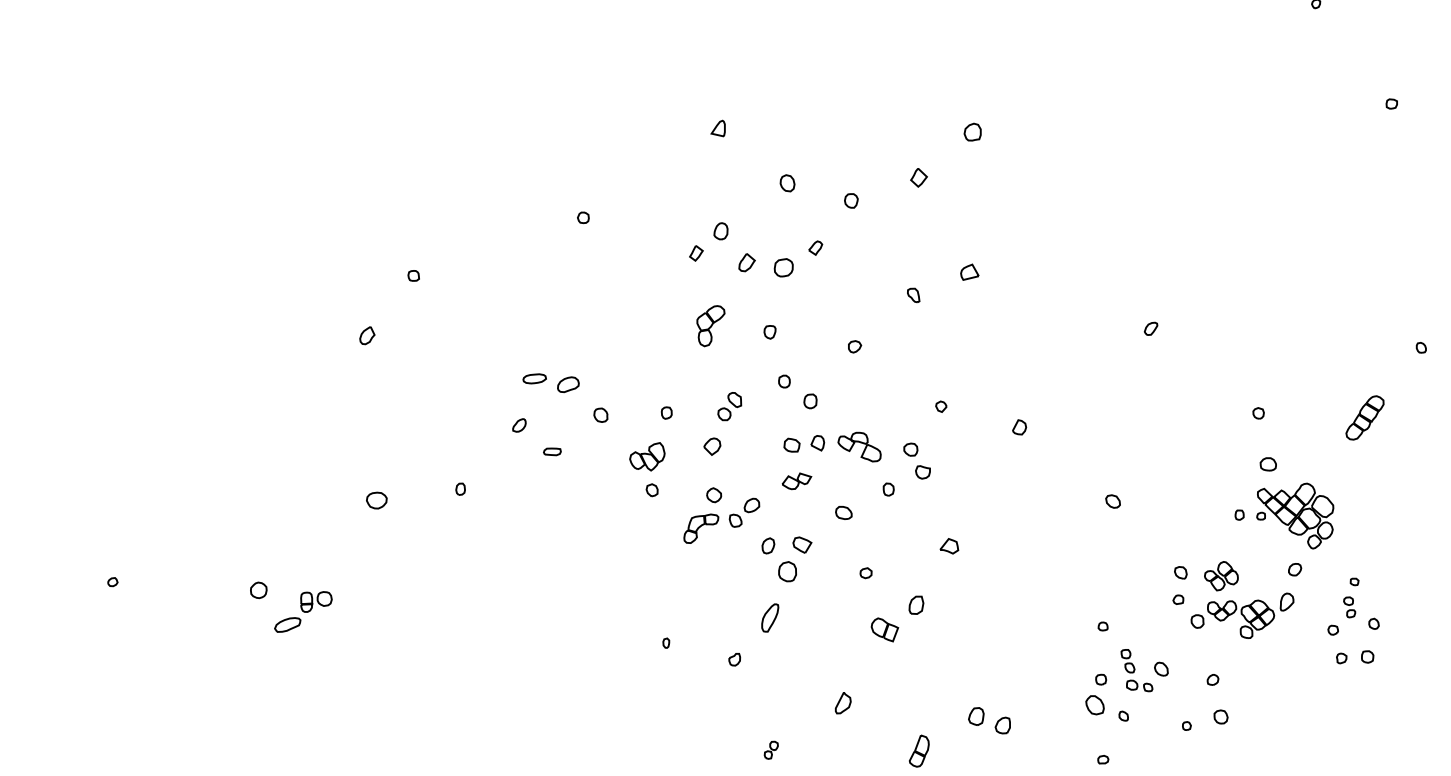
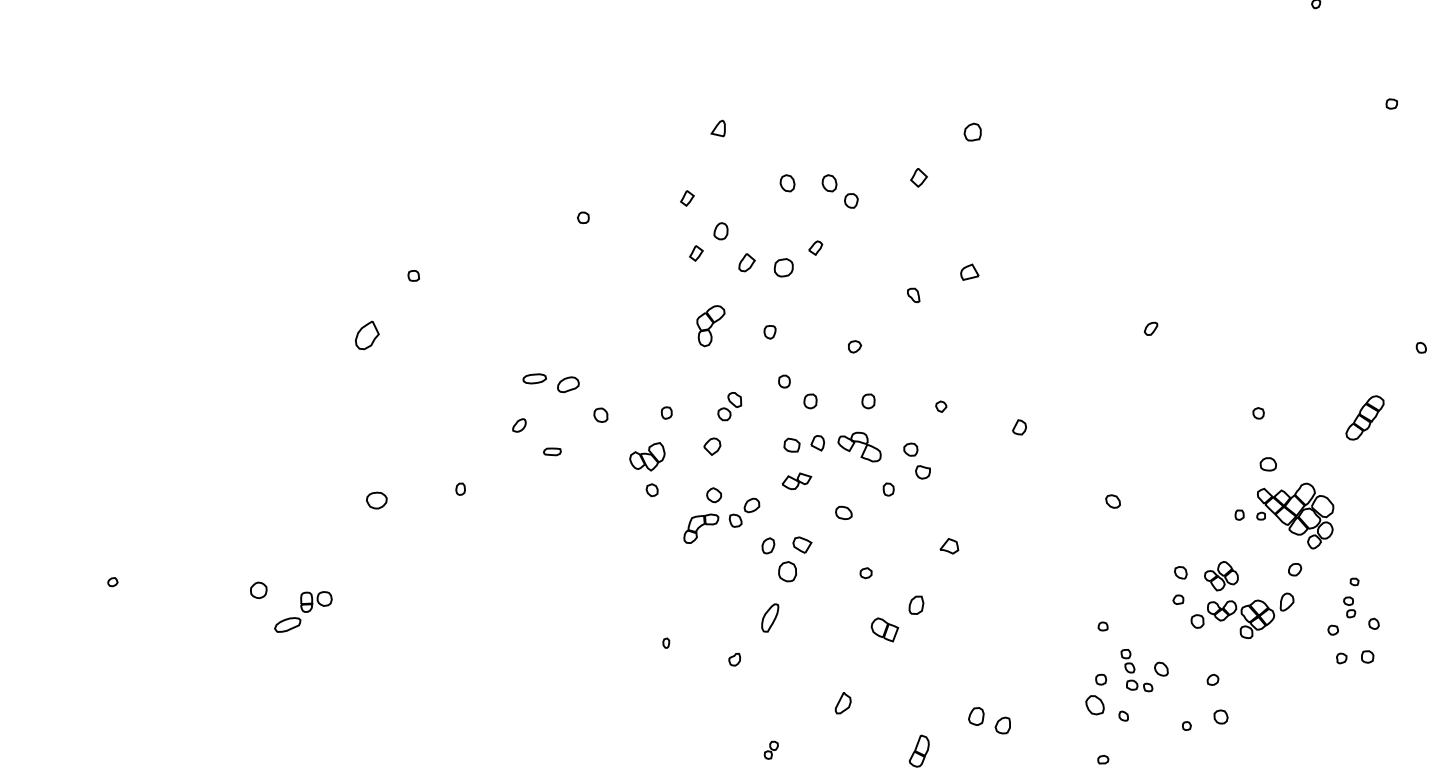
part: none -> present (829, 183)
part: none -> present (687, 198)
part size: 17x20 px -> 26x31 px (366, 335)
part: none -> present (868, 401)
